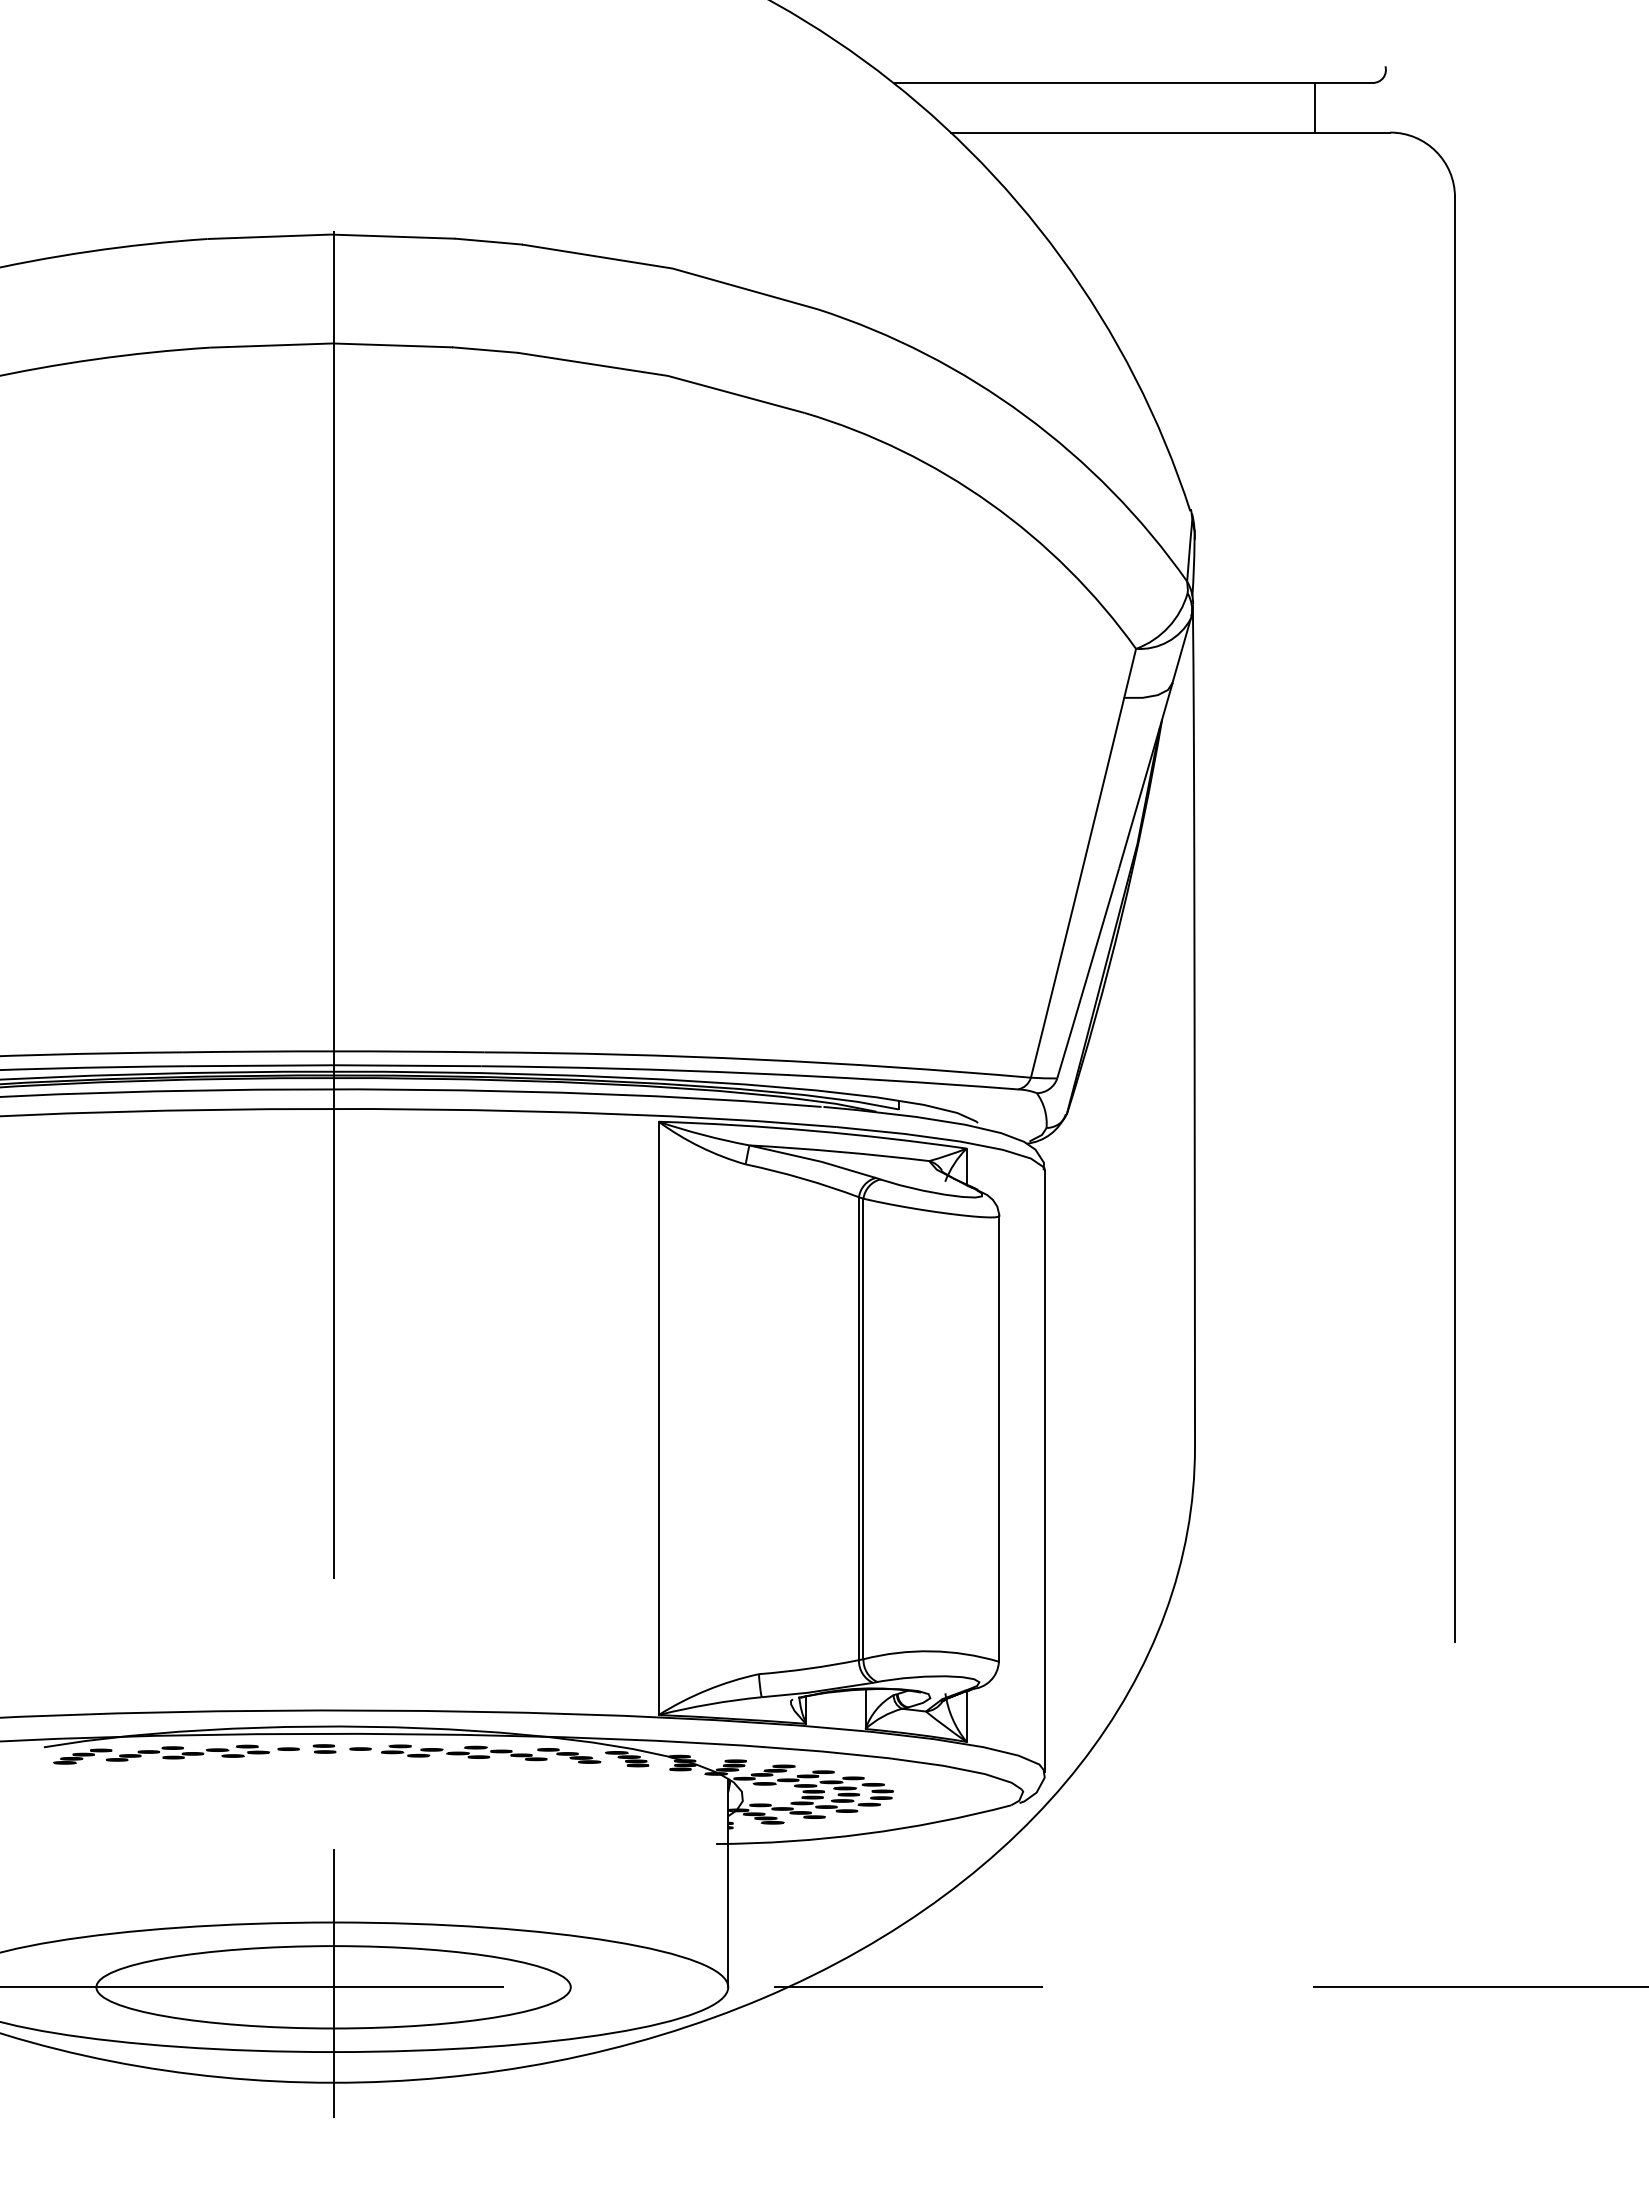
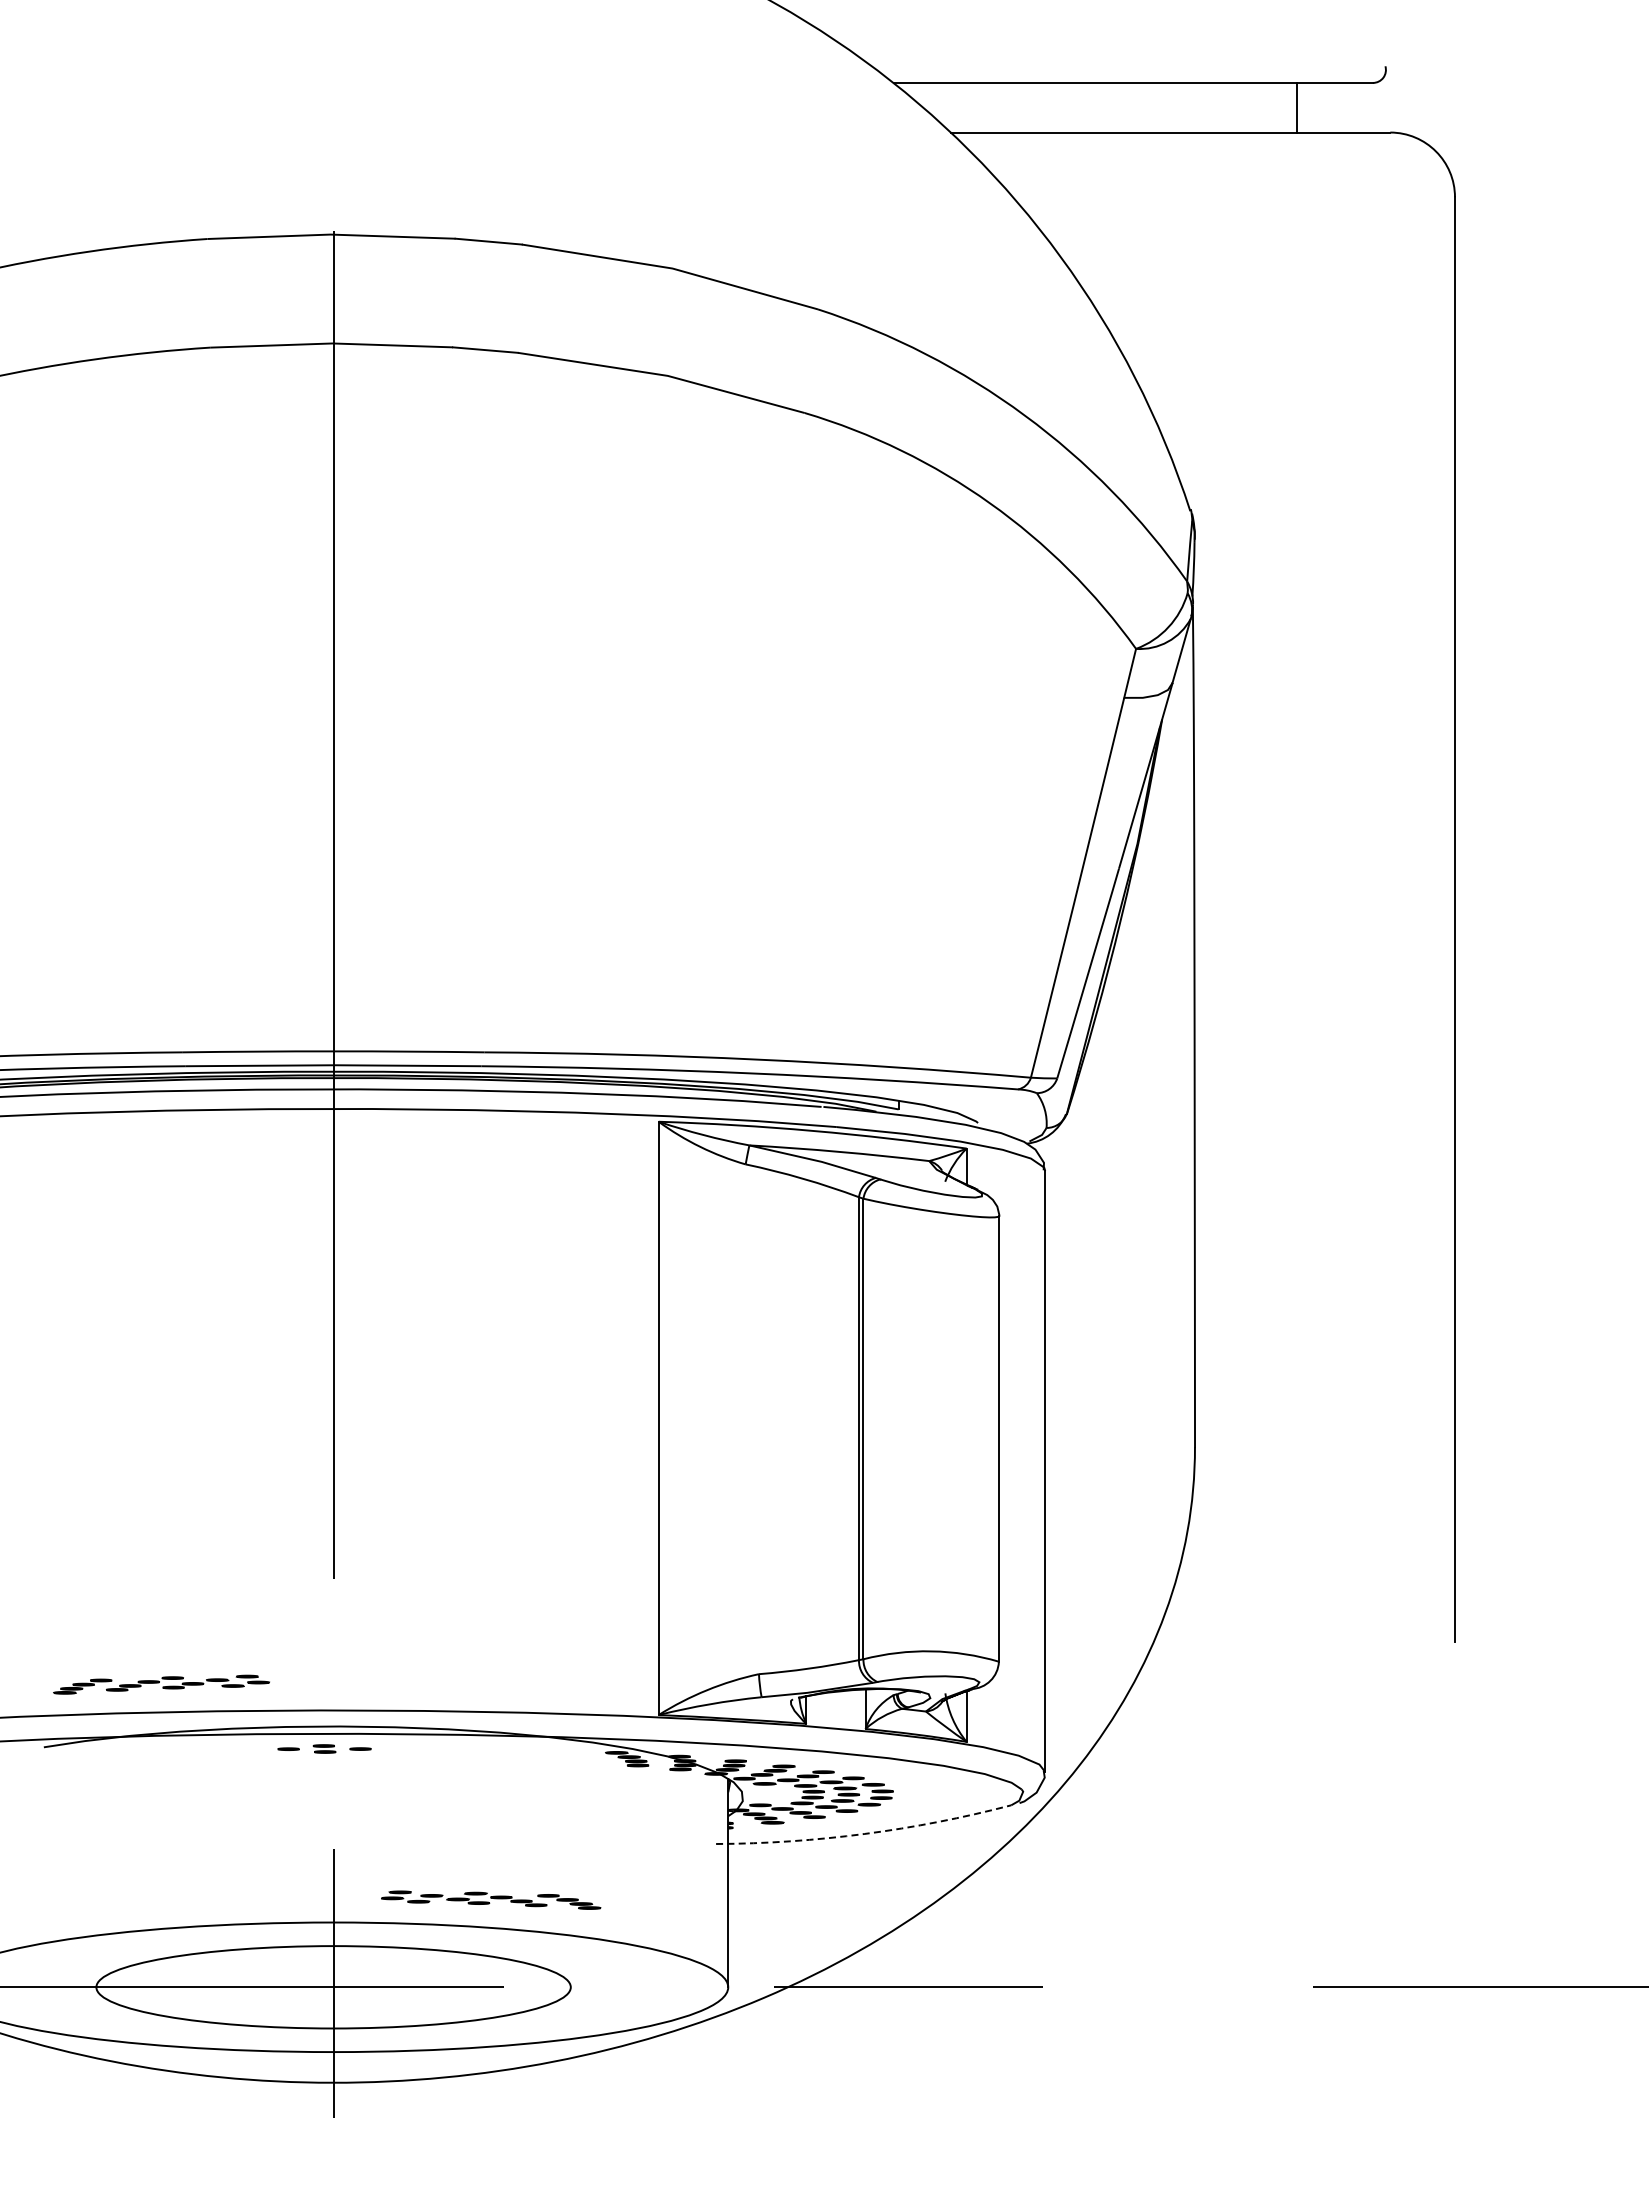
line position: (1314, 107) -> (1296, 107) (1296, 107)
part position: (491, 1753) -> (491, 1899) (491, 1899)
part position: (161, 1754) -> (161, 1684) (161, 1684)
arc: solid -> dashed (864, 1833)
